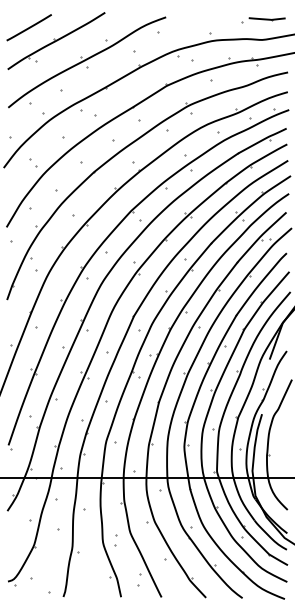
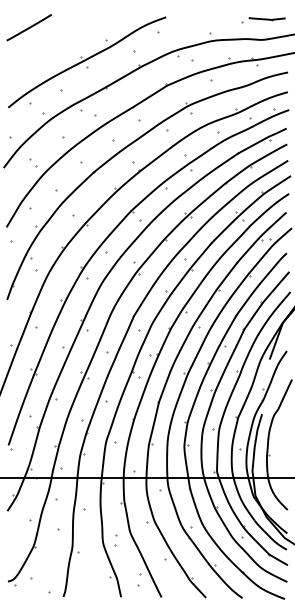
part: present -> none (56, 41)
